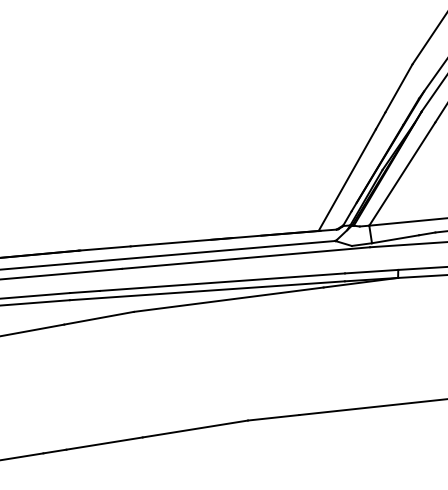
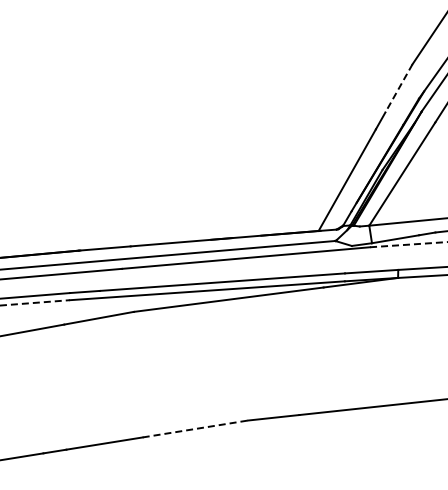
line: solid -> dashed (398, 88)
line: solid -> dashed (408, 244)
line: solid -> dashed (35, 302)
line: solid -> dashed (195, 428)
